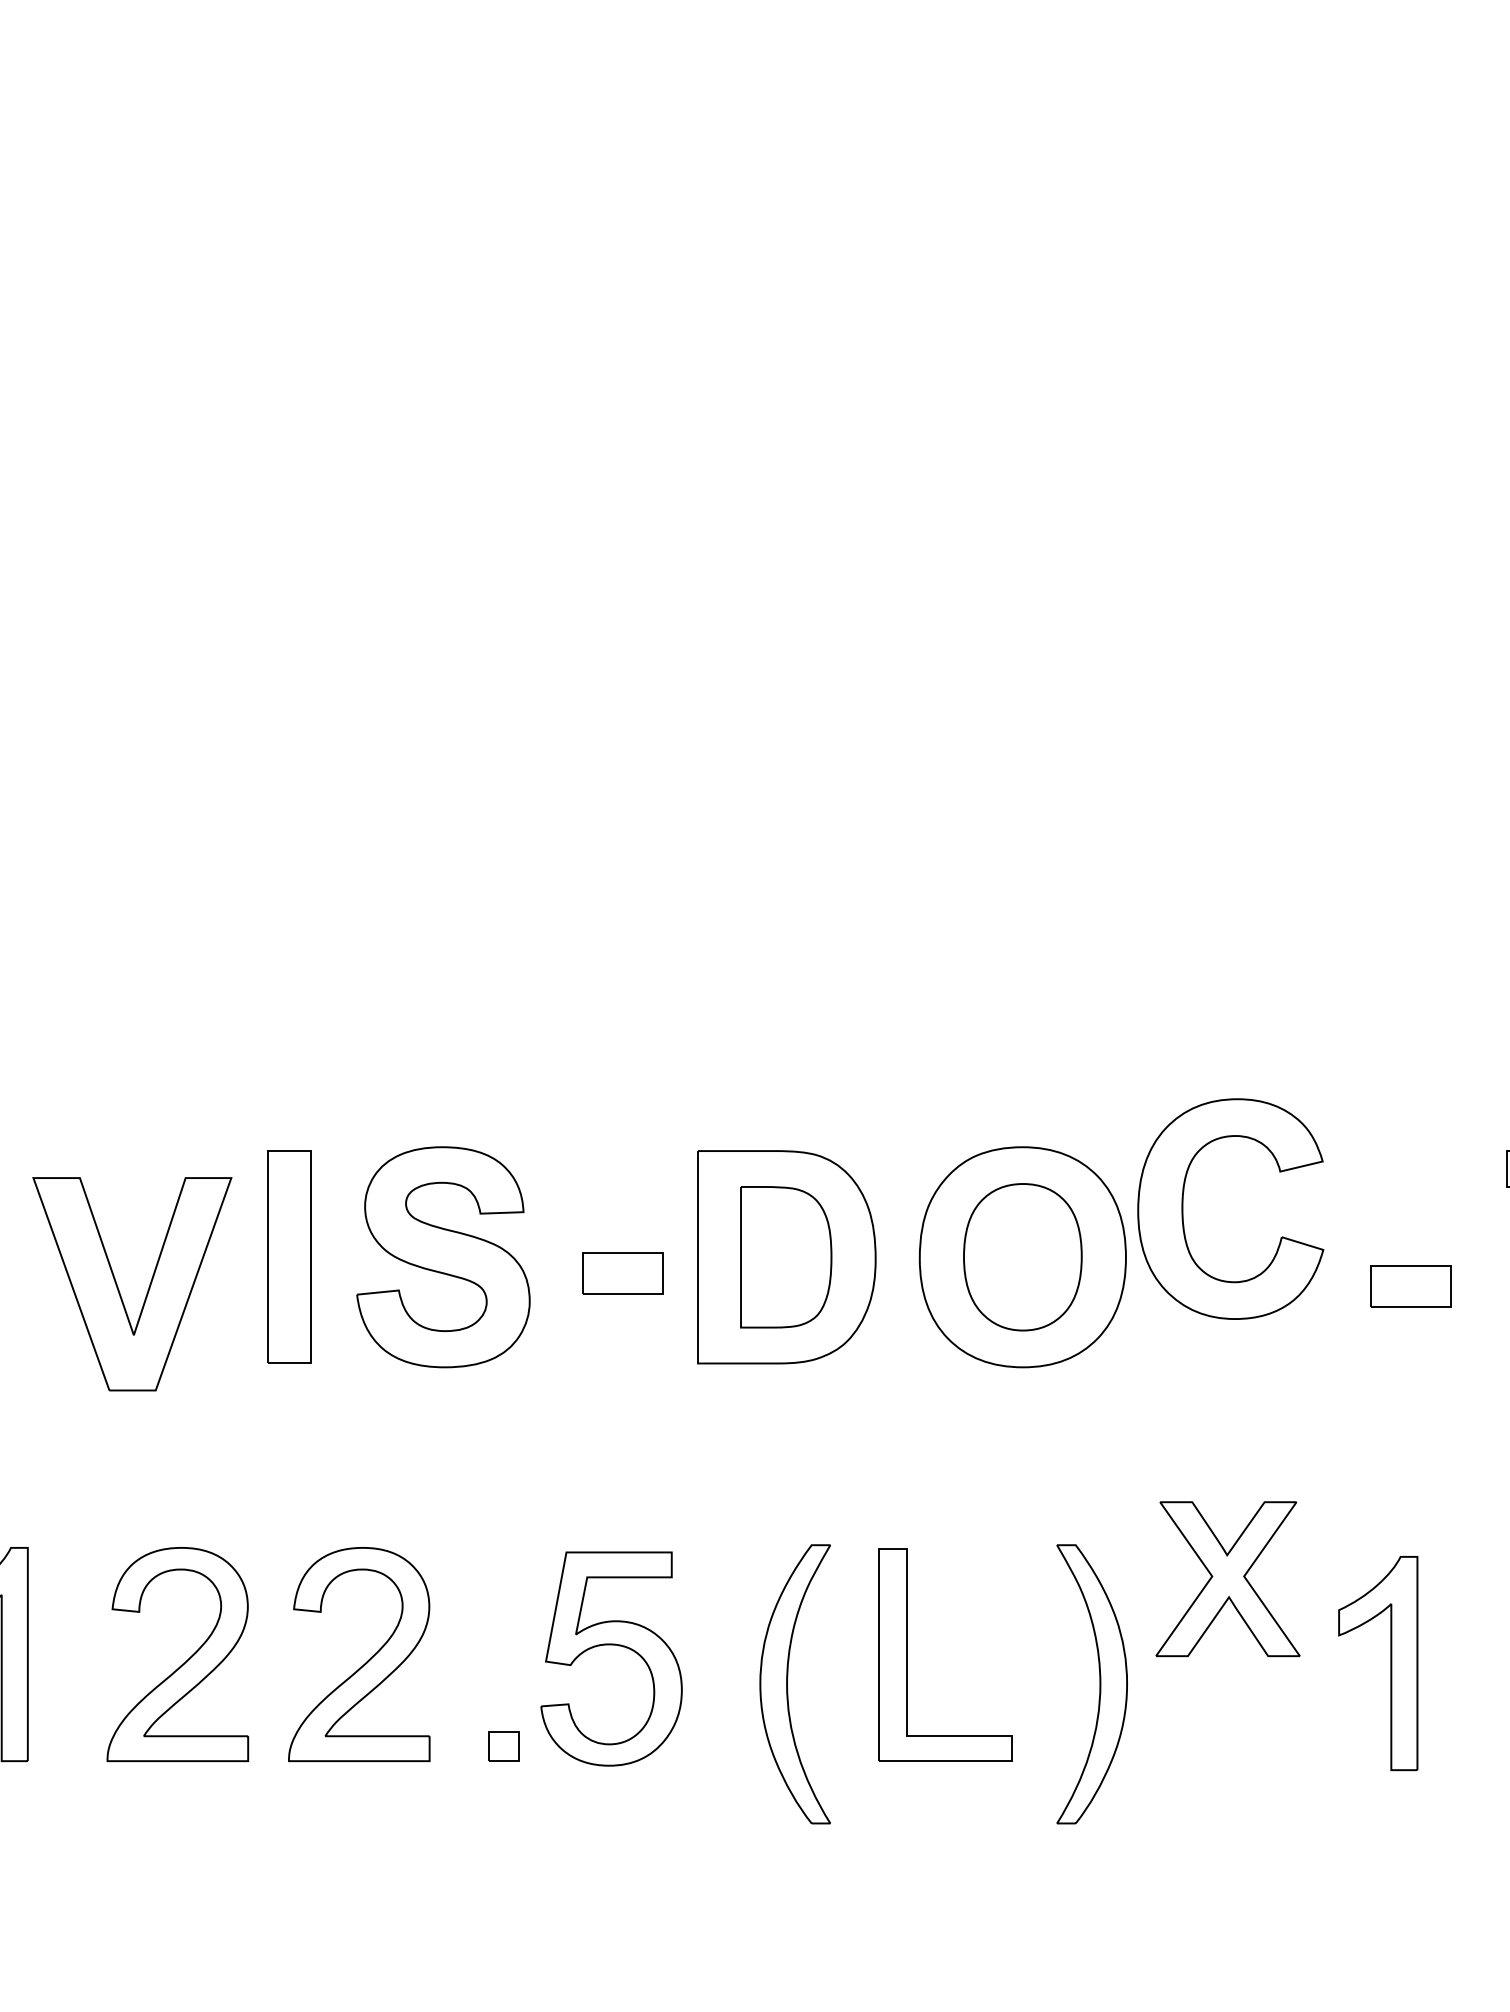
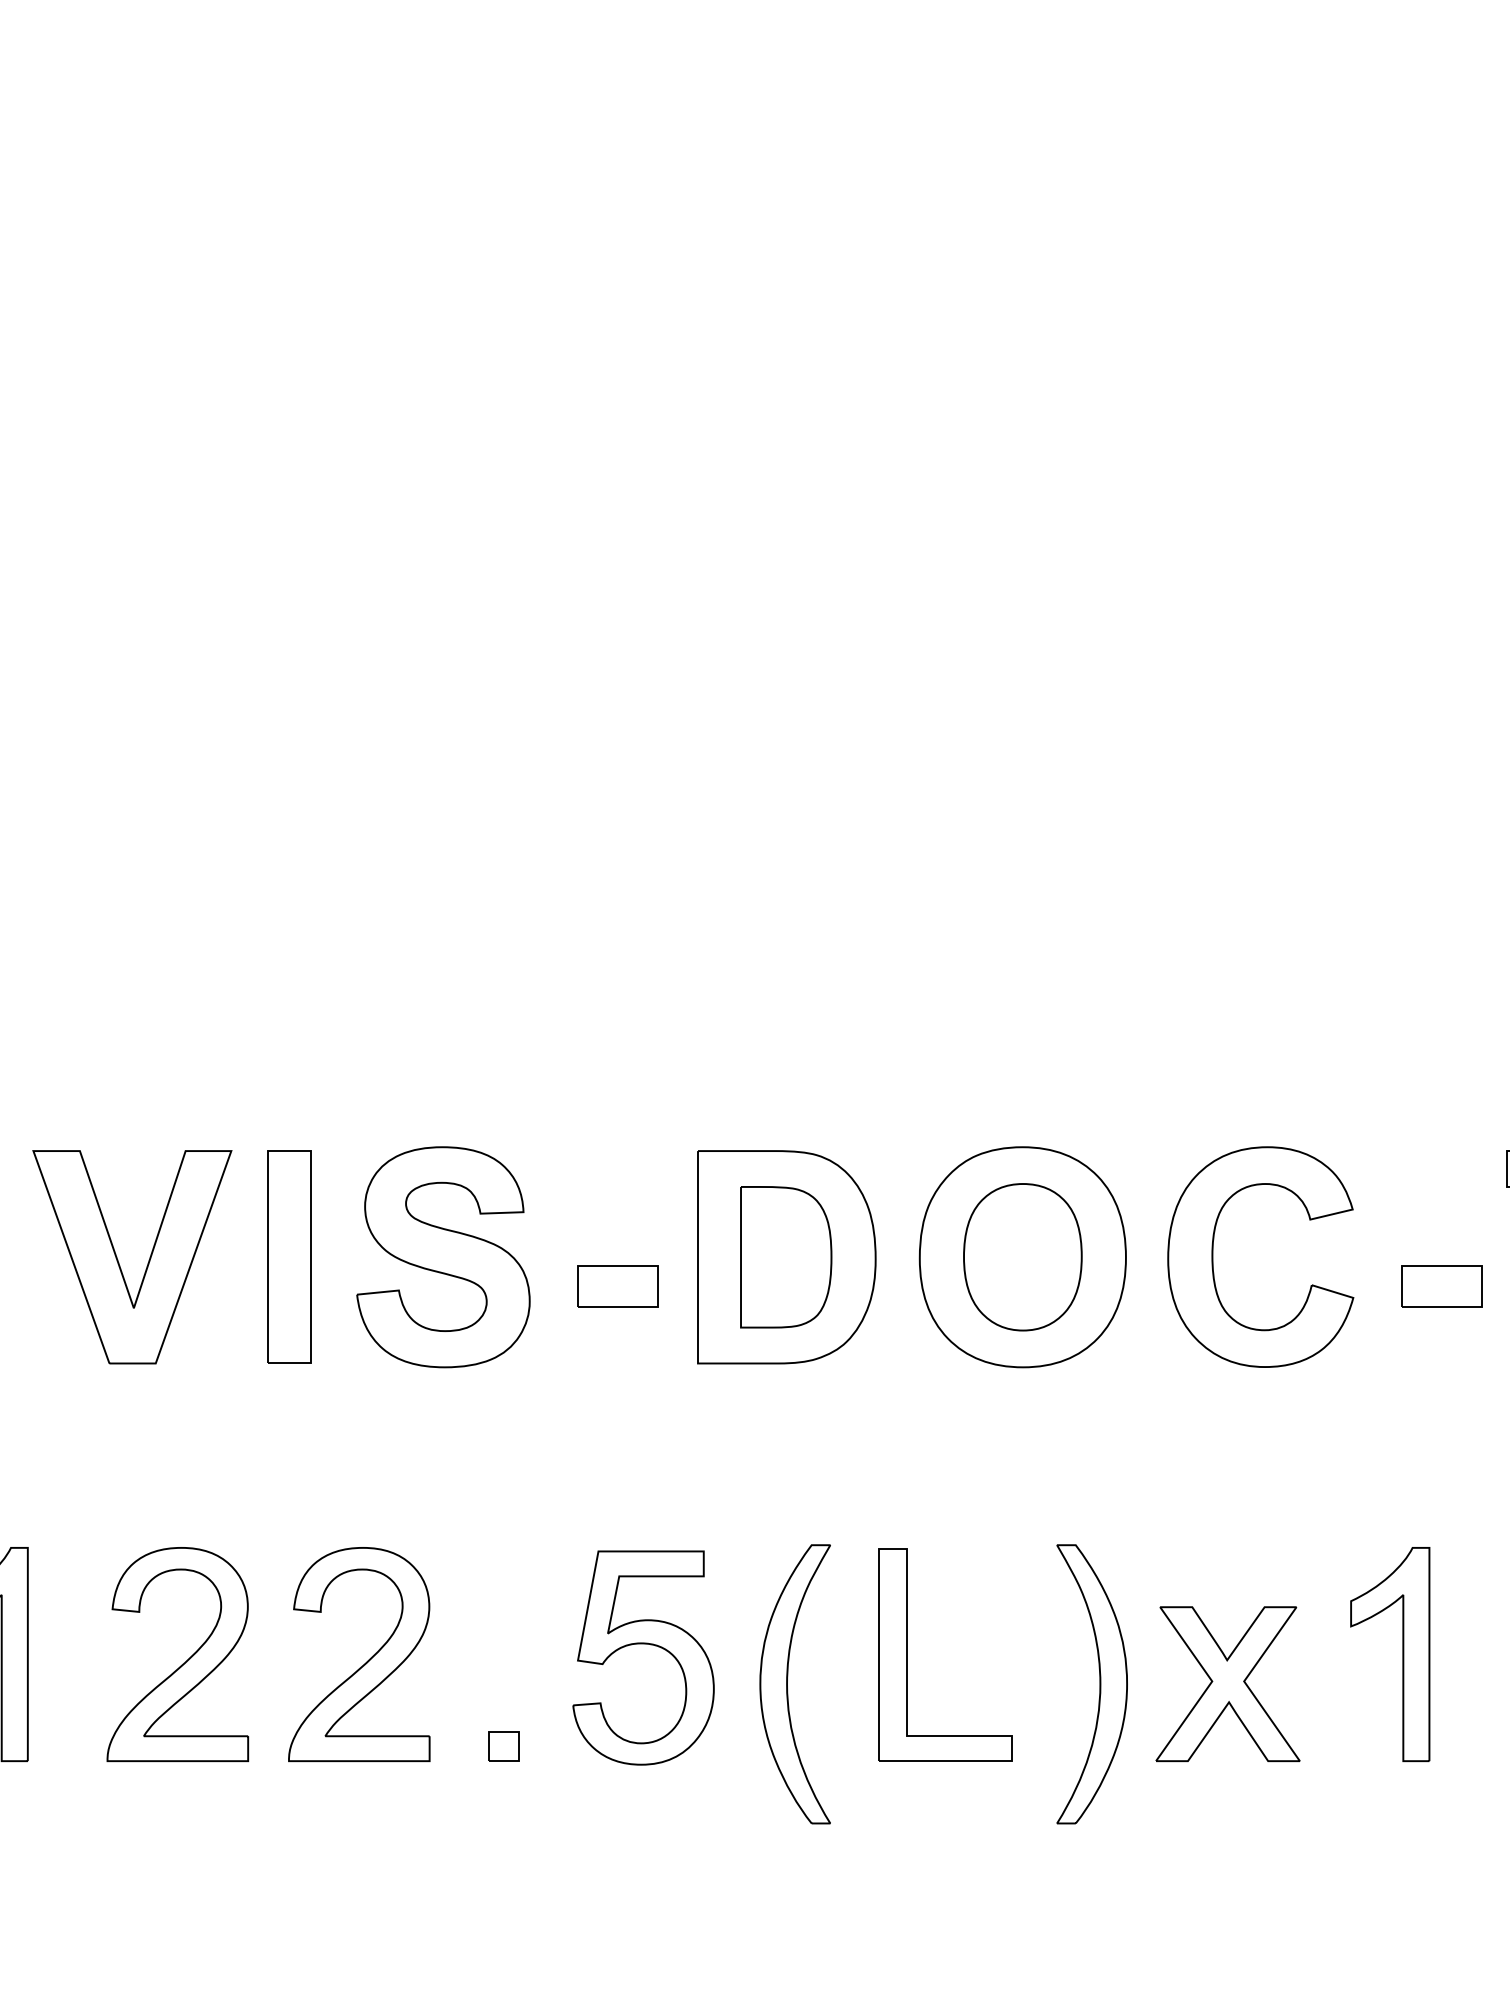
part position: (1183, 1208) -> (1213, 1256) (1213, 1256)
part position: (622, 1273) -> (617, 1286) (617, 1286)
part position: (1410, 1286) -> (1441, 1286) (1441, 1286)
part position: (119, 1289) -> (119, 1262) (119, 1262)
part position: (1227, 1579) -> (1227, 1684) (1227, 1684)
part position: (611, 1645) -> (643, 1644) (643, 1644)
part position: (1390, 1663) -> (1402, 1654) (1402, 1654)
